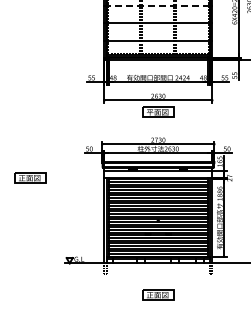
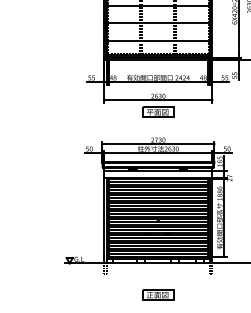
line: dashed -> solid (158, 6)
part: present -> none (30, 177)
